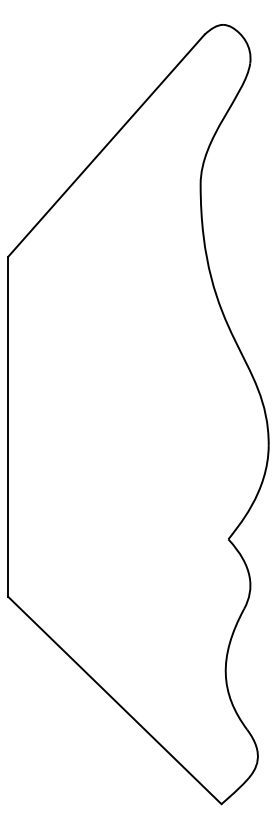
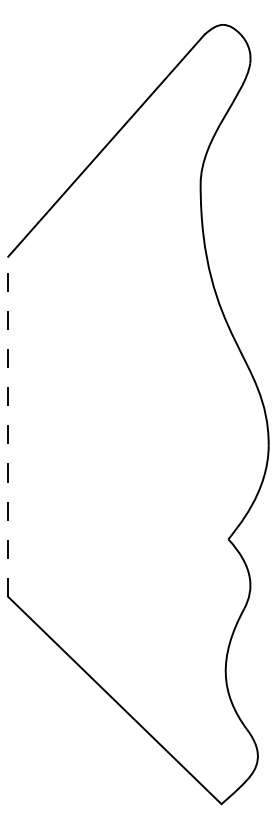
line: solid -> dashed (8, 426)
